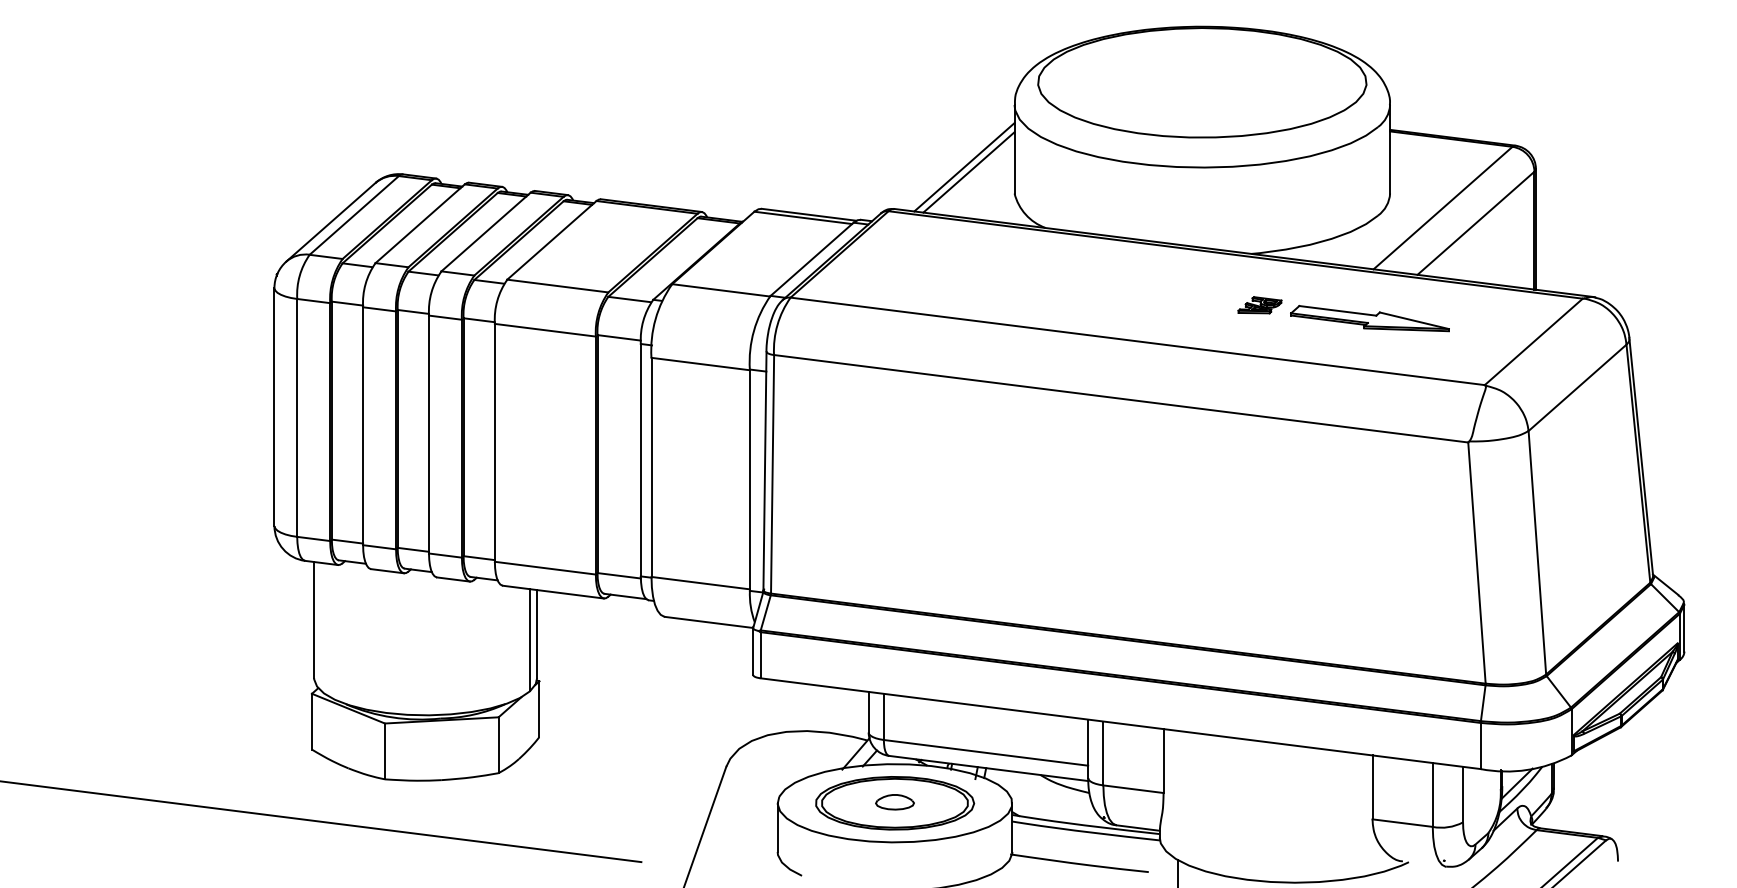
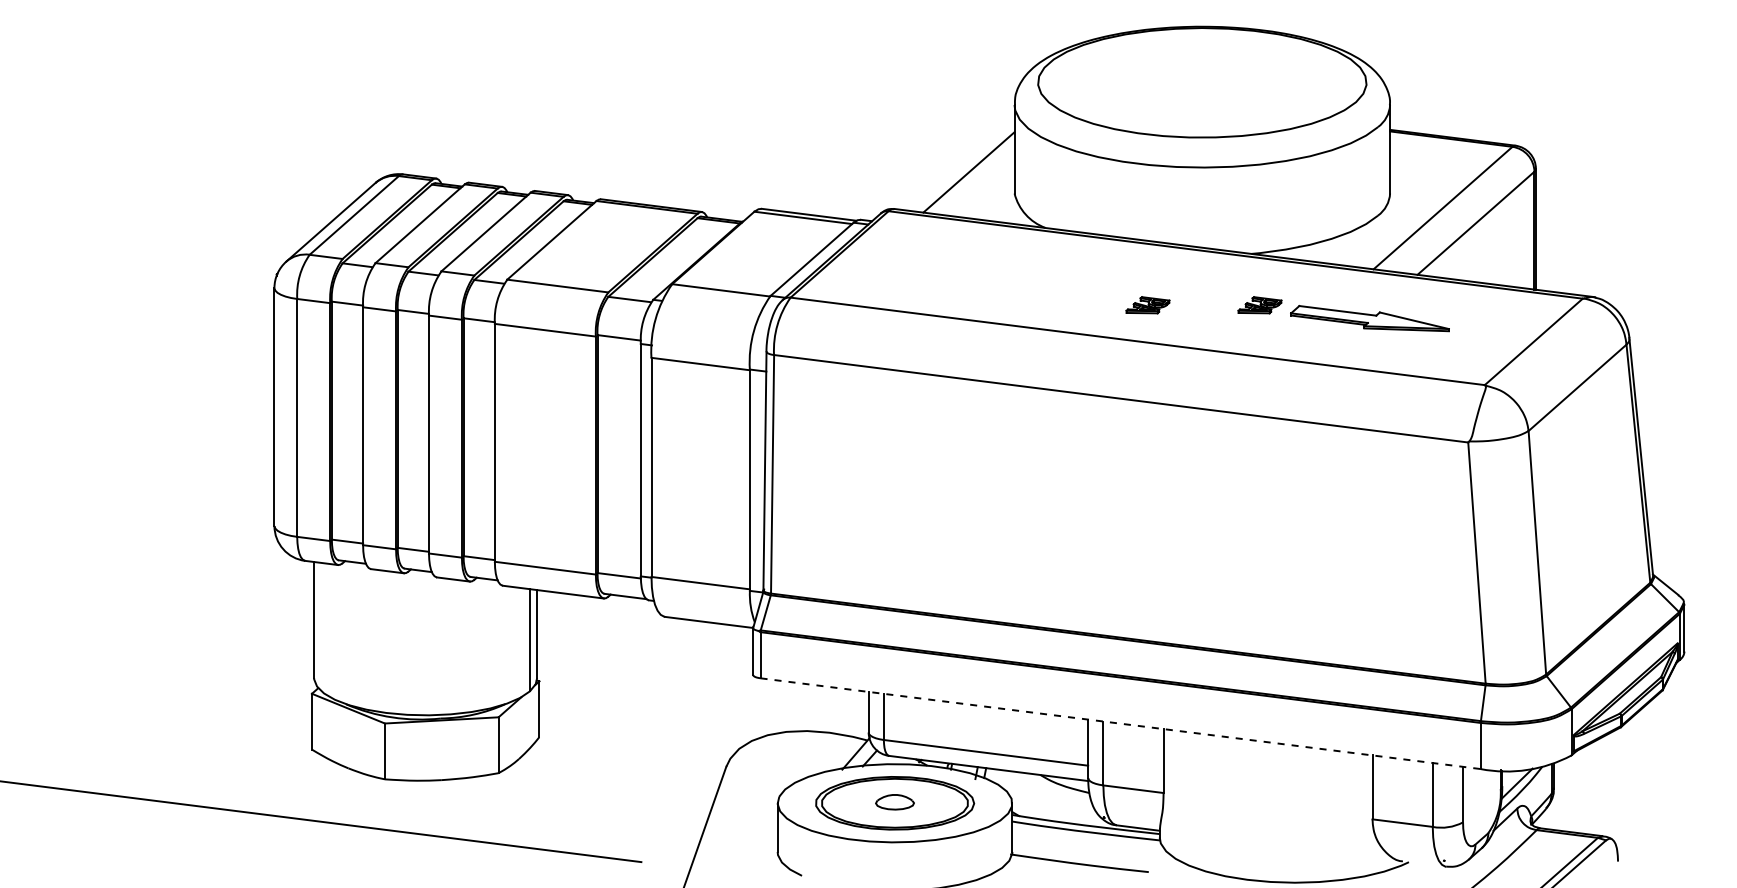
line: present -> none (964, 167)
part: none -> present (1147, 305)
line: solid -> dashed (1120, 723)
line: present -> none (1178, 872)
